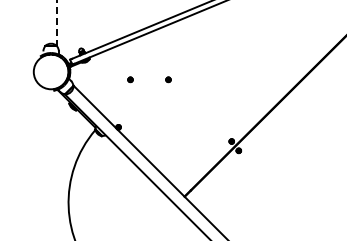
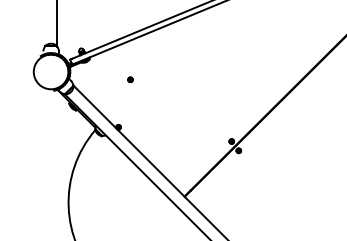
line: dashed -> solid (57, 23)
part: present -> none (168, 79)
